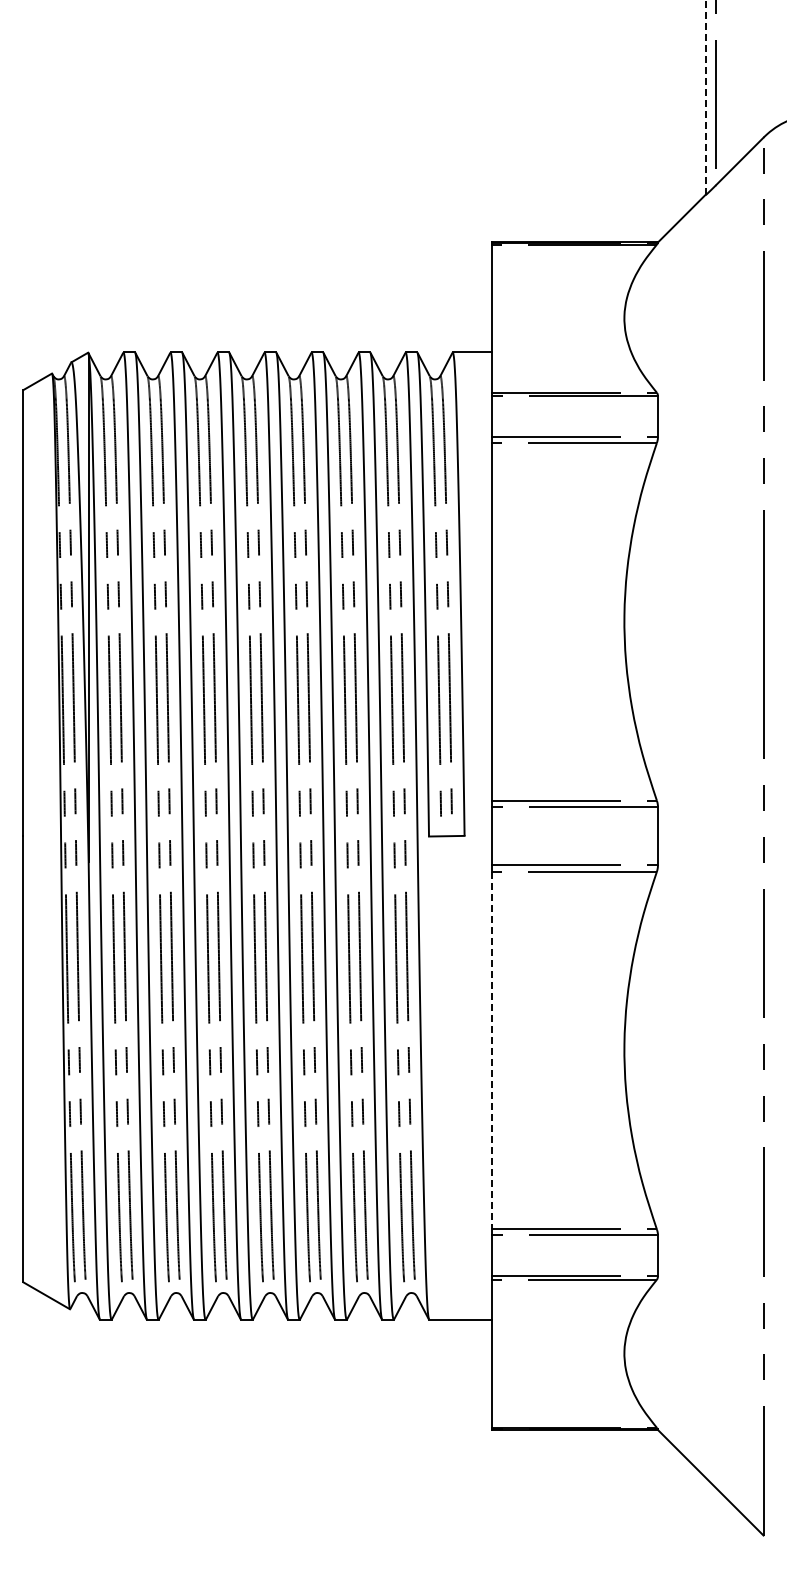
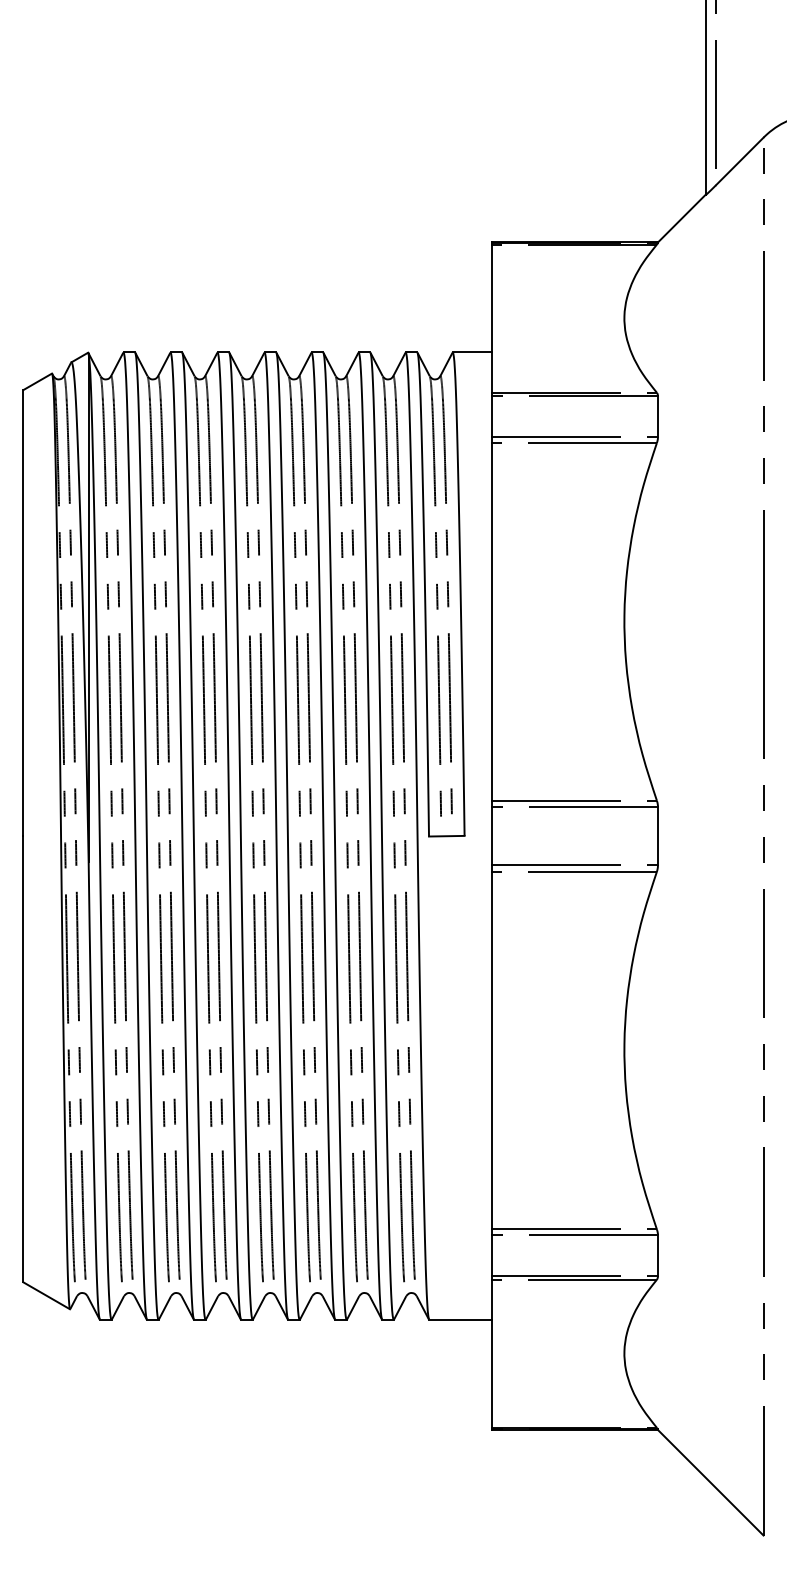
line: dashed -> solid (705, 96)
line: dashed -> solid (491, 1050)
